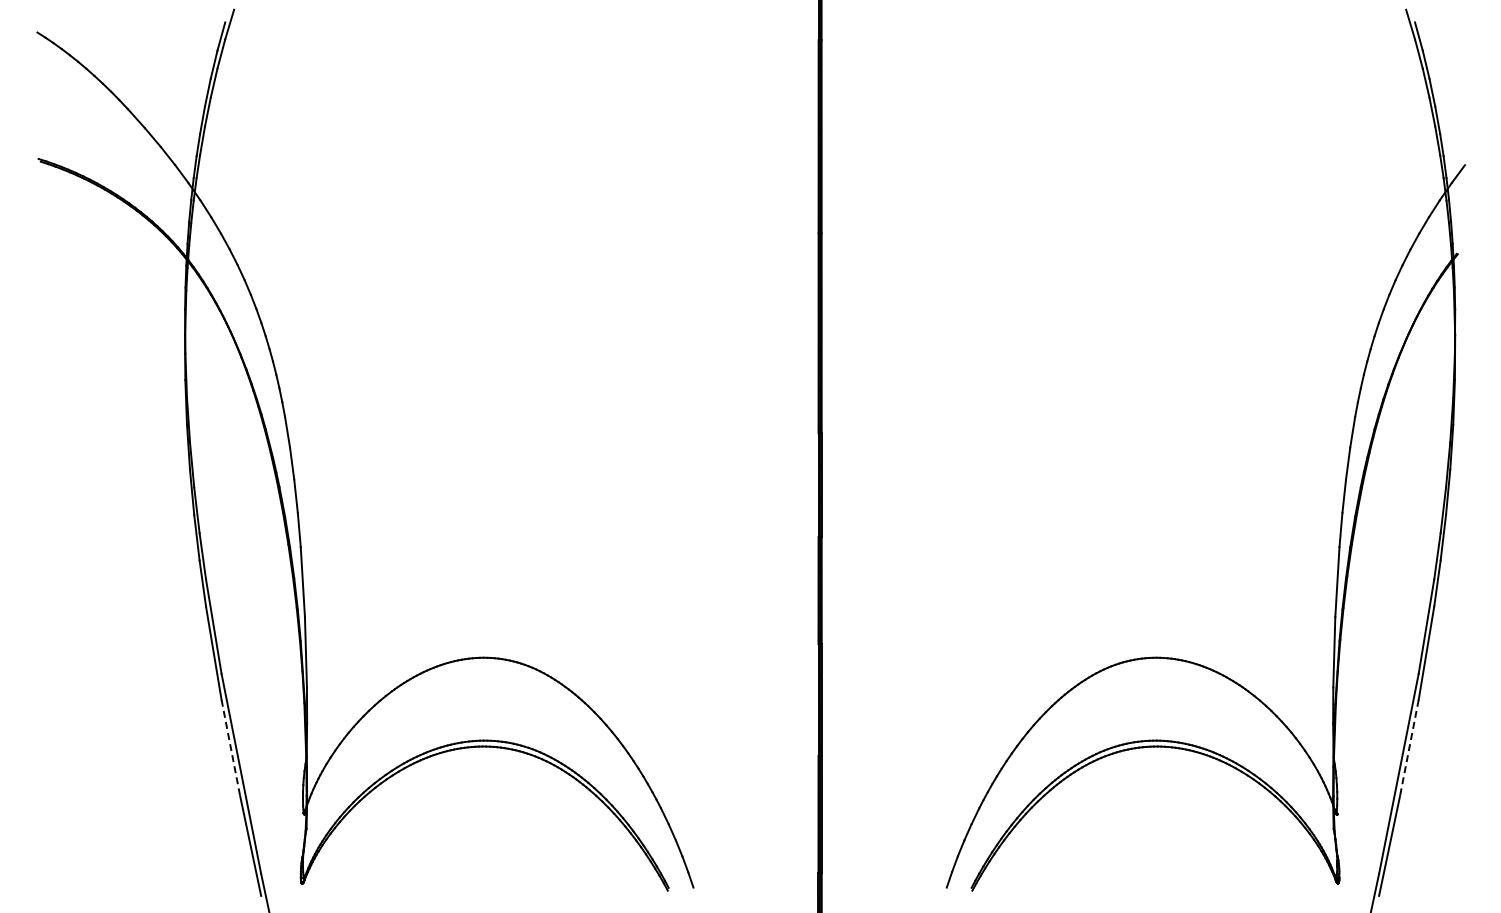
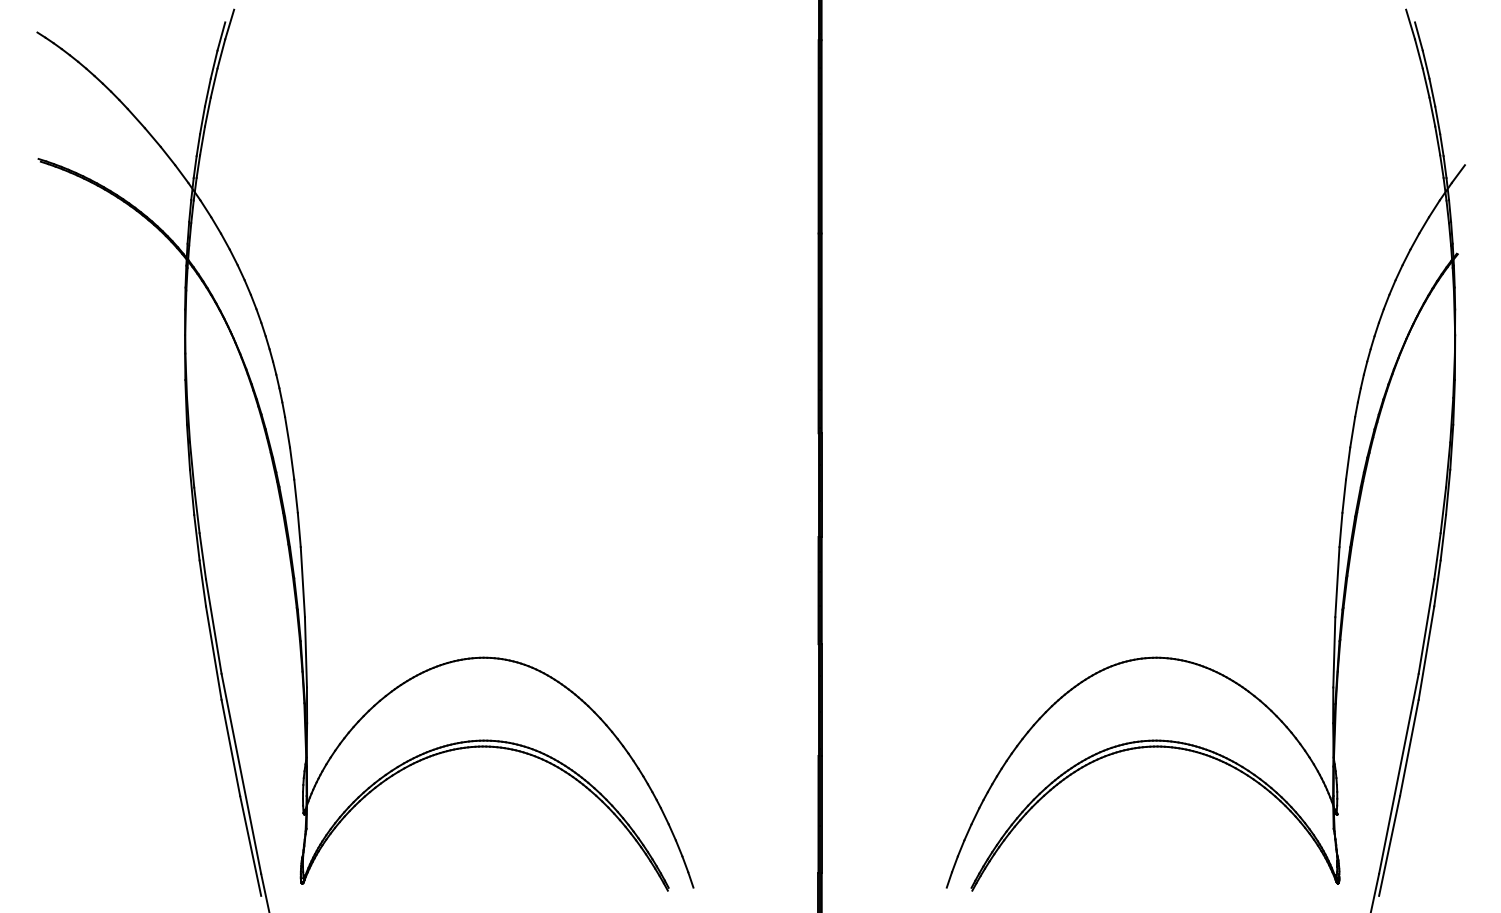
line: dashed -> solid (230, 748)
line: dashed -> solid (1409, 748)
